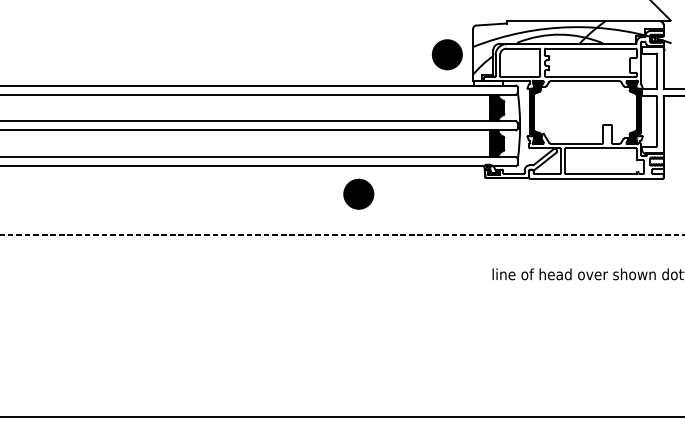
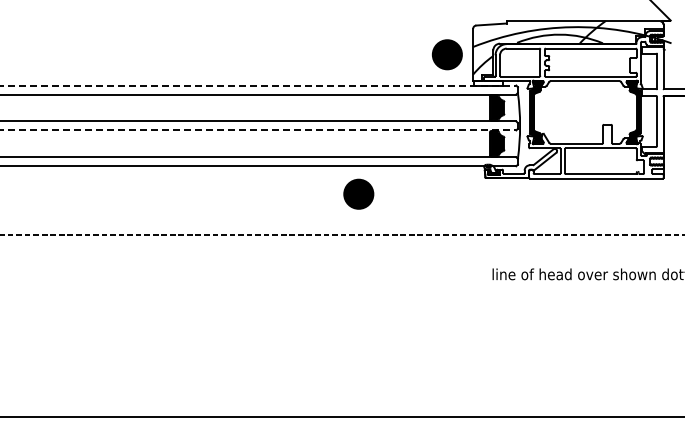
line: solid -> dashed (258, 85)
line: solid -> dashed (258, 130)
